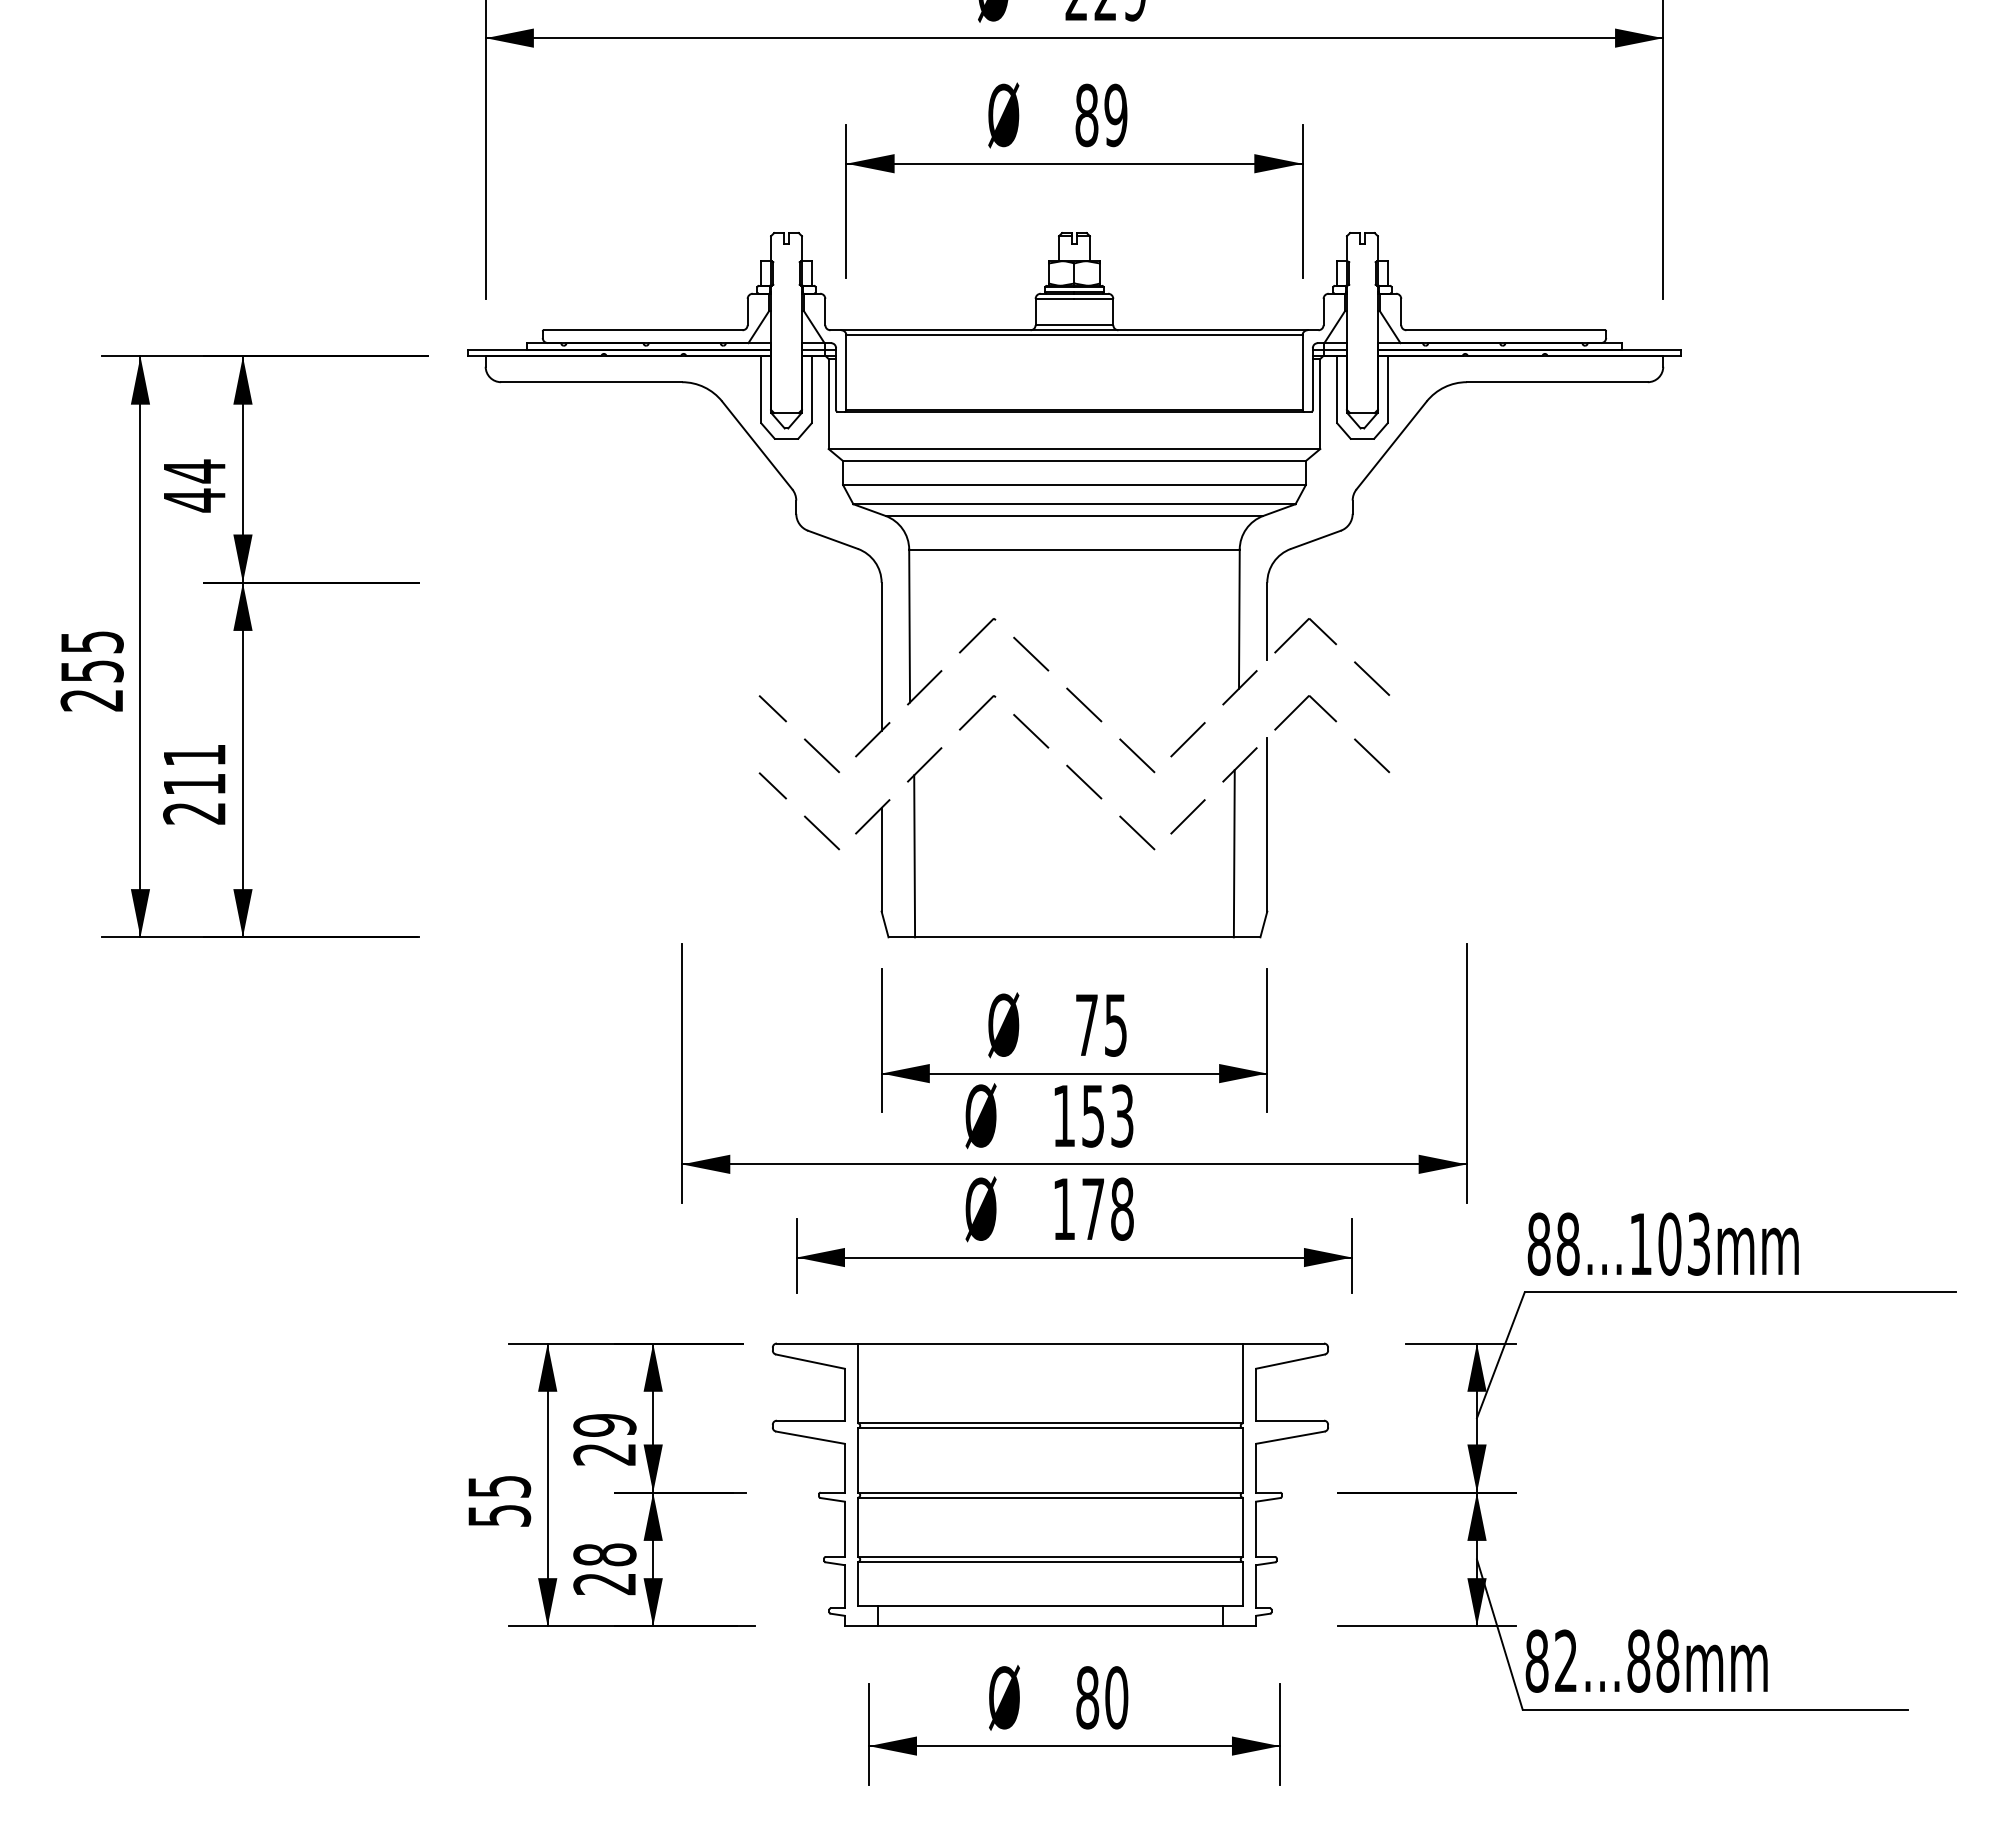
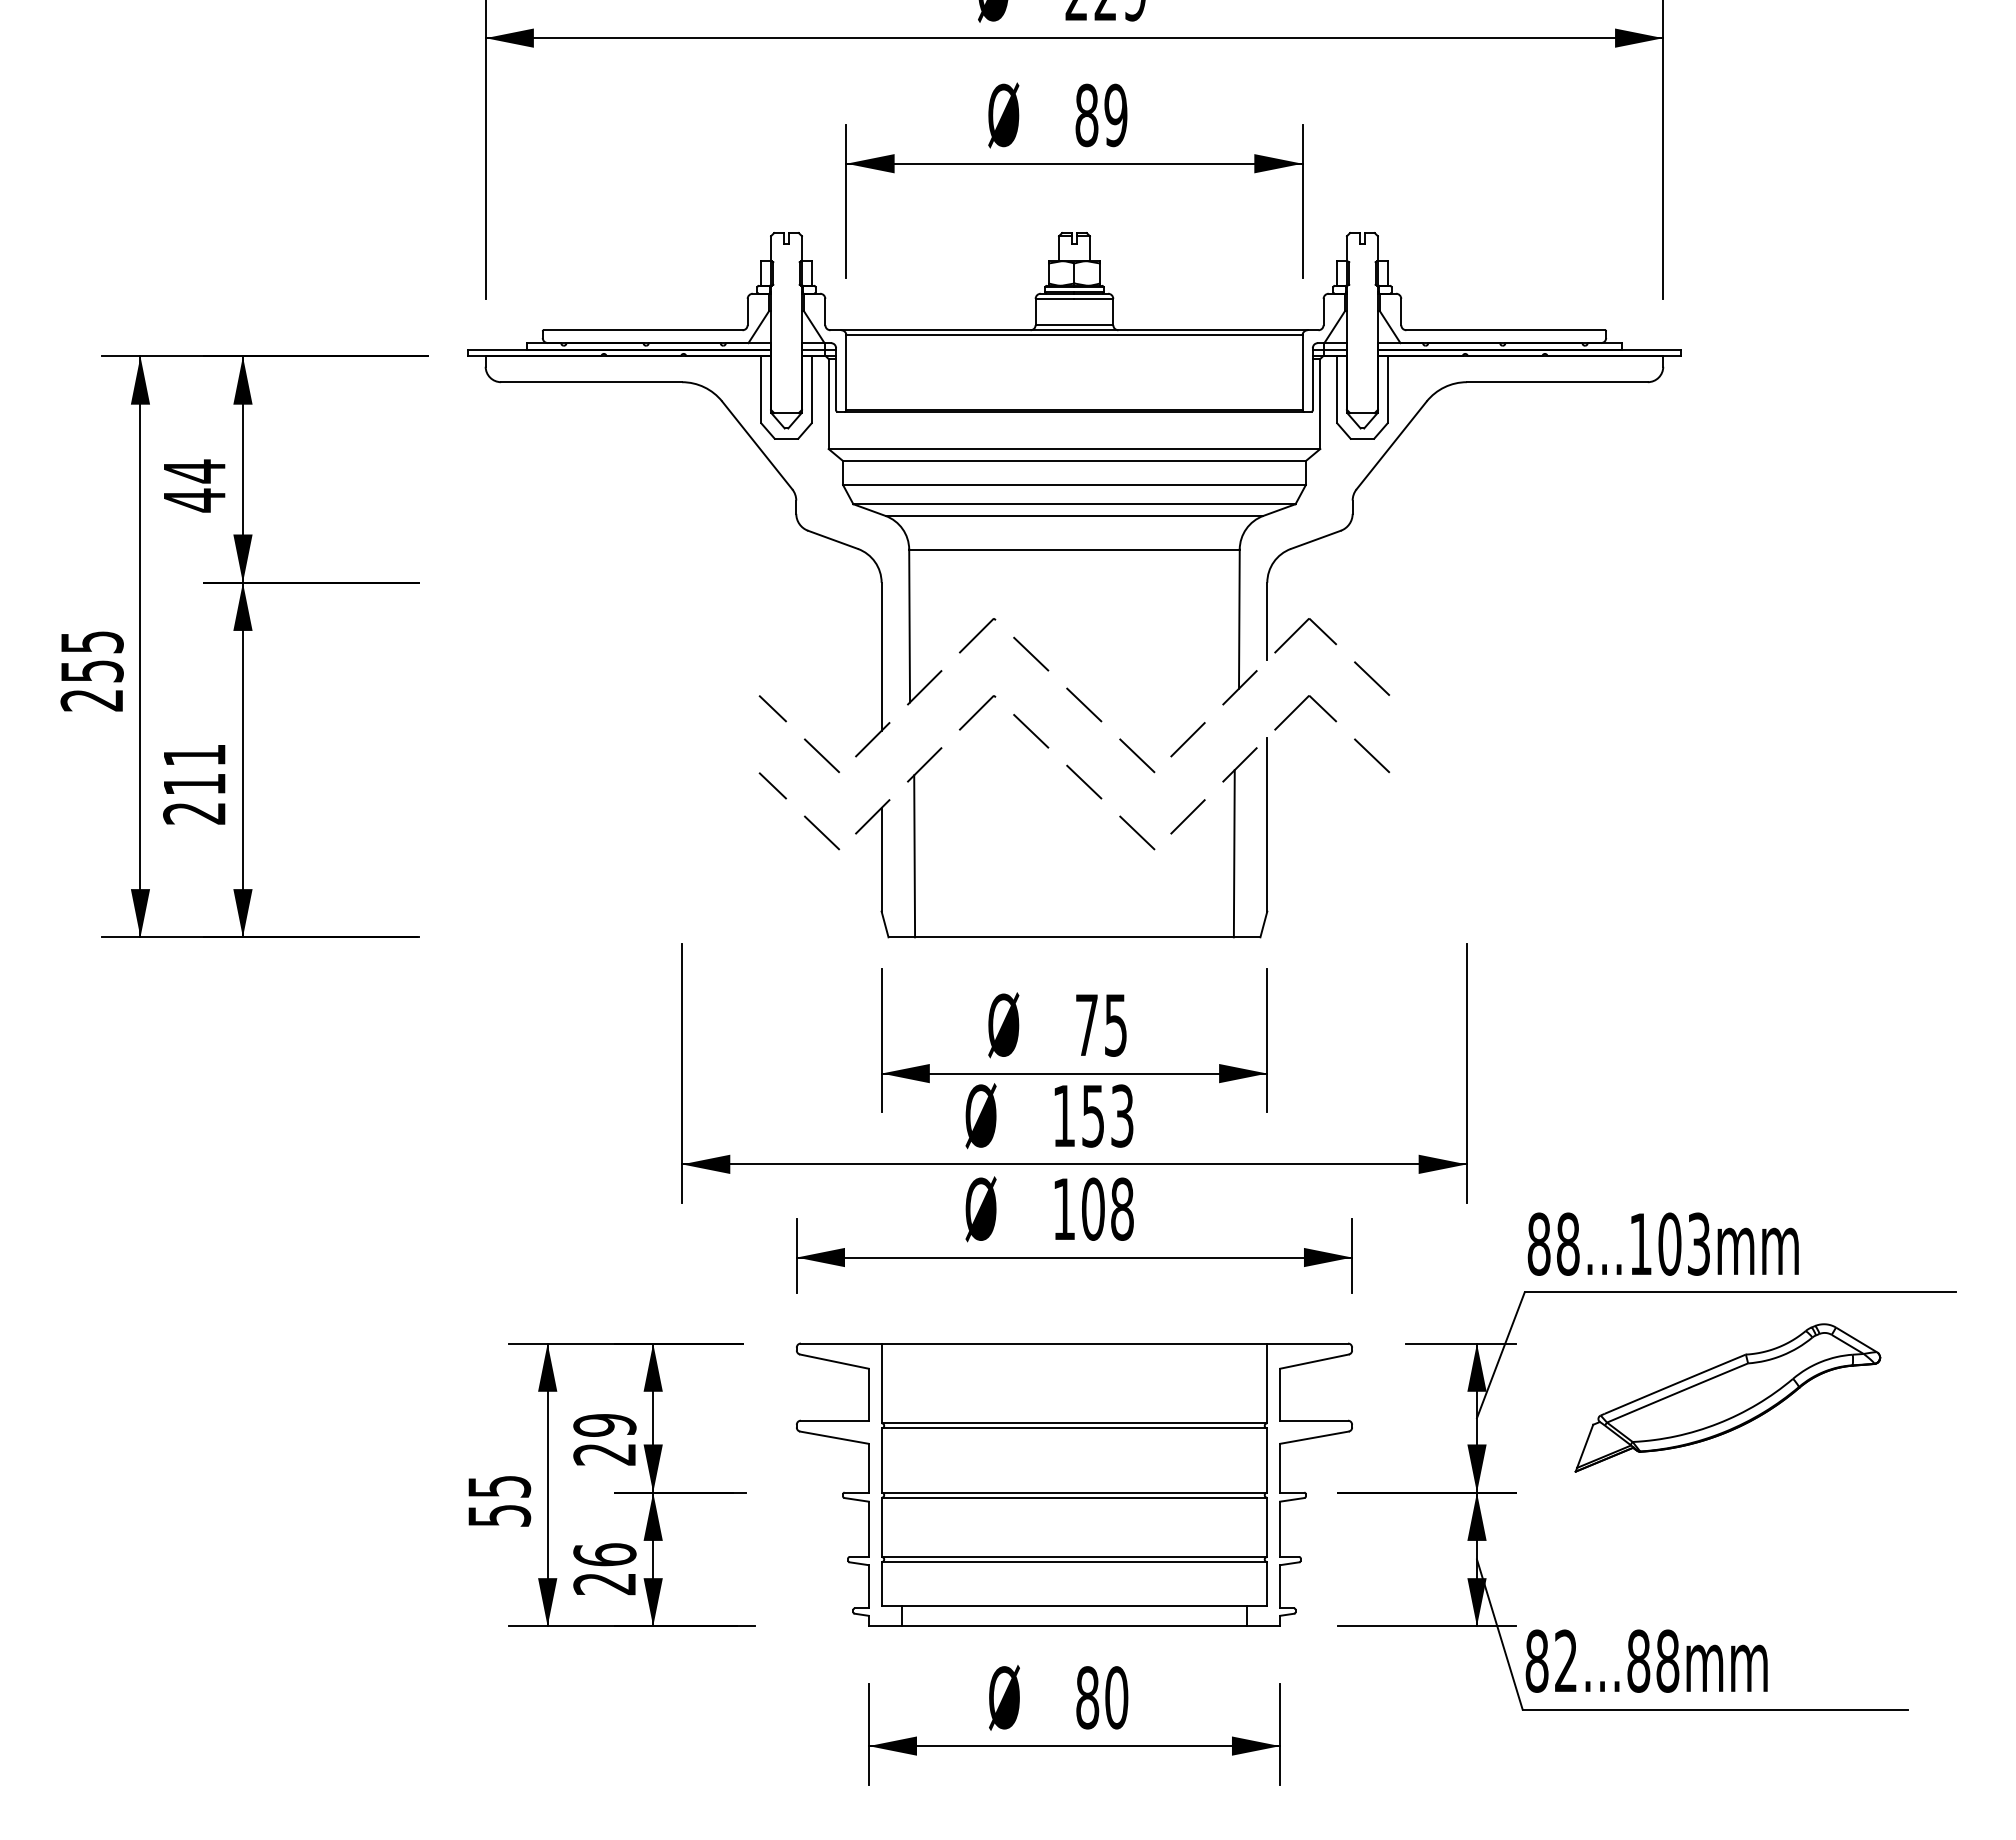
text: 178 -> 108 (1093, 1208)
part: none -> present (1727, 1397)
part position: (1050, 1484) -> (1074, 1484) (1074, 1484)
text: 28 -> 26 (604, 1554)
